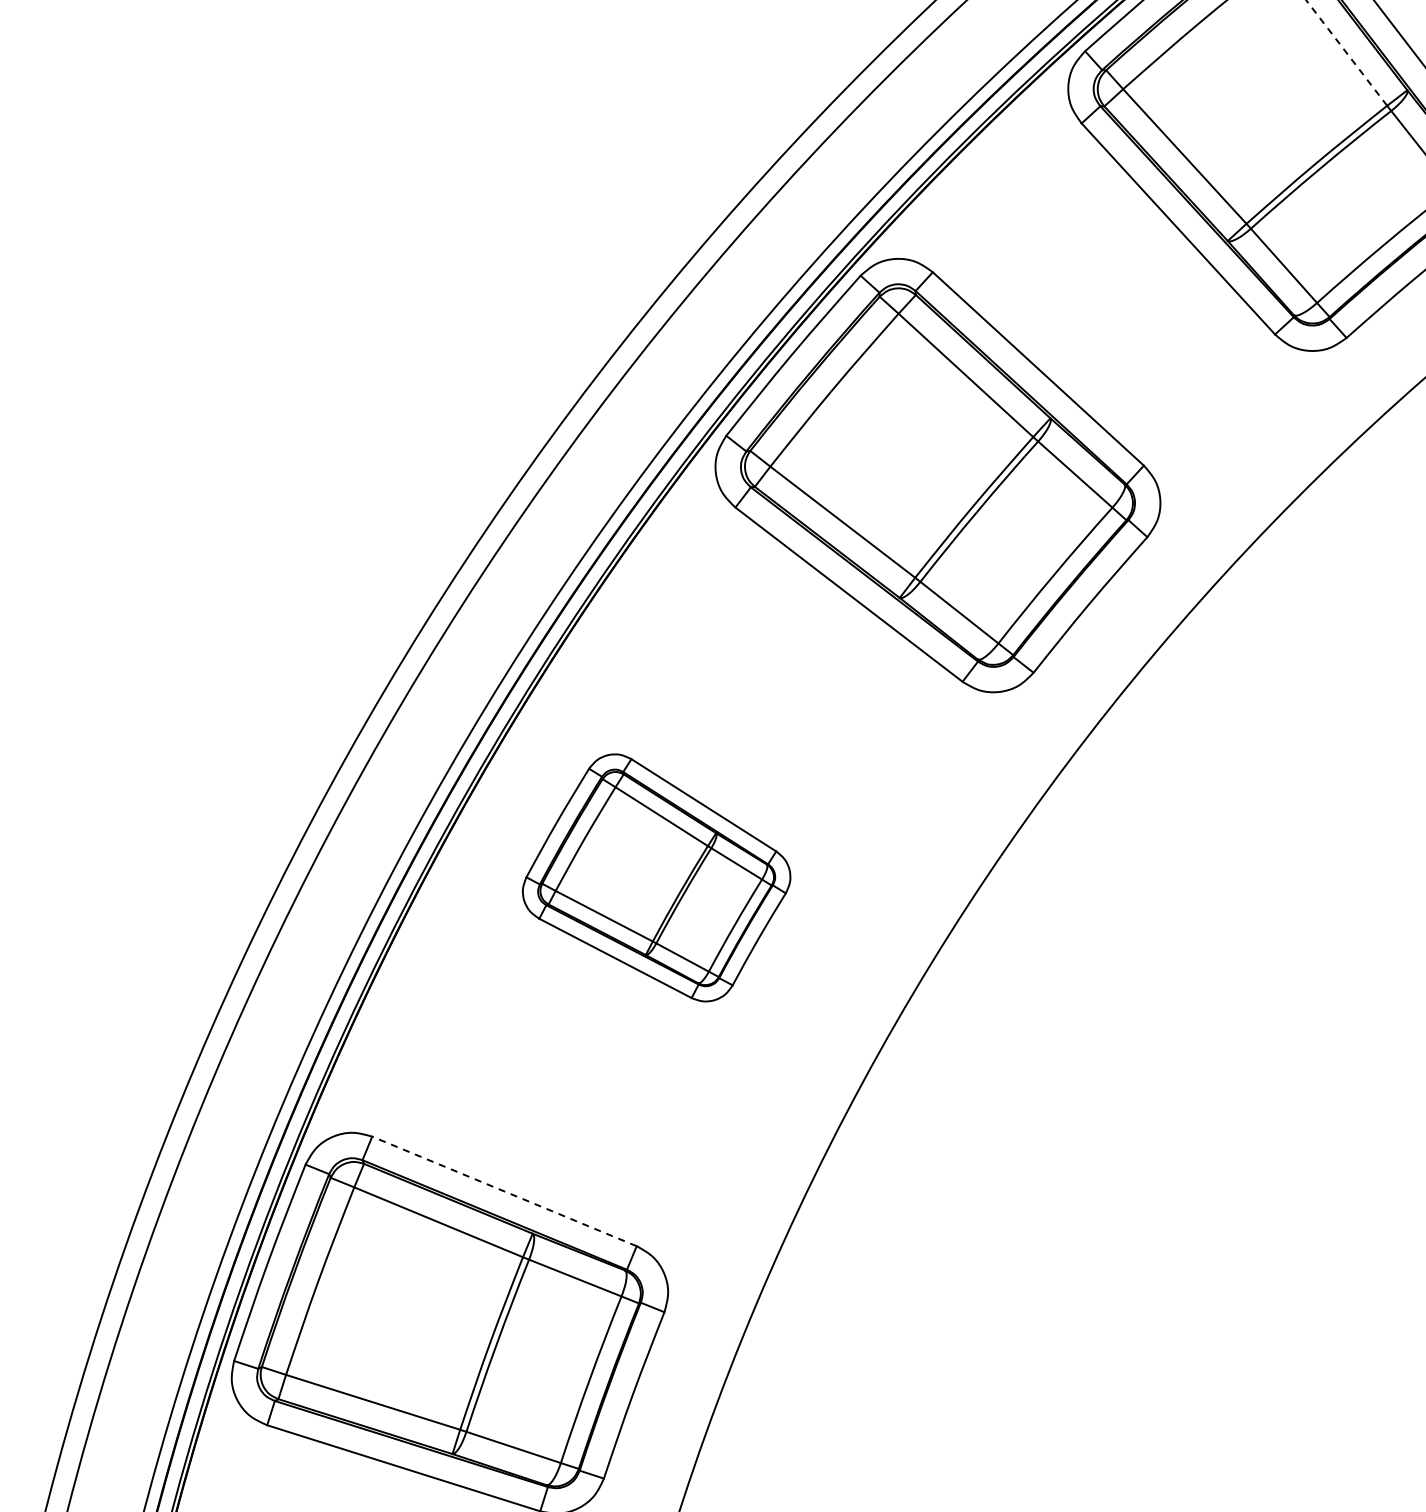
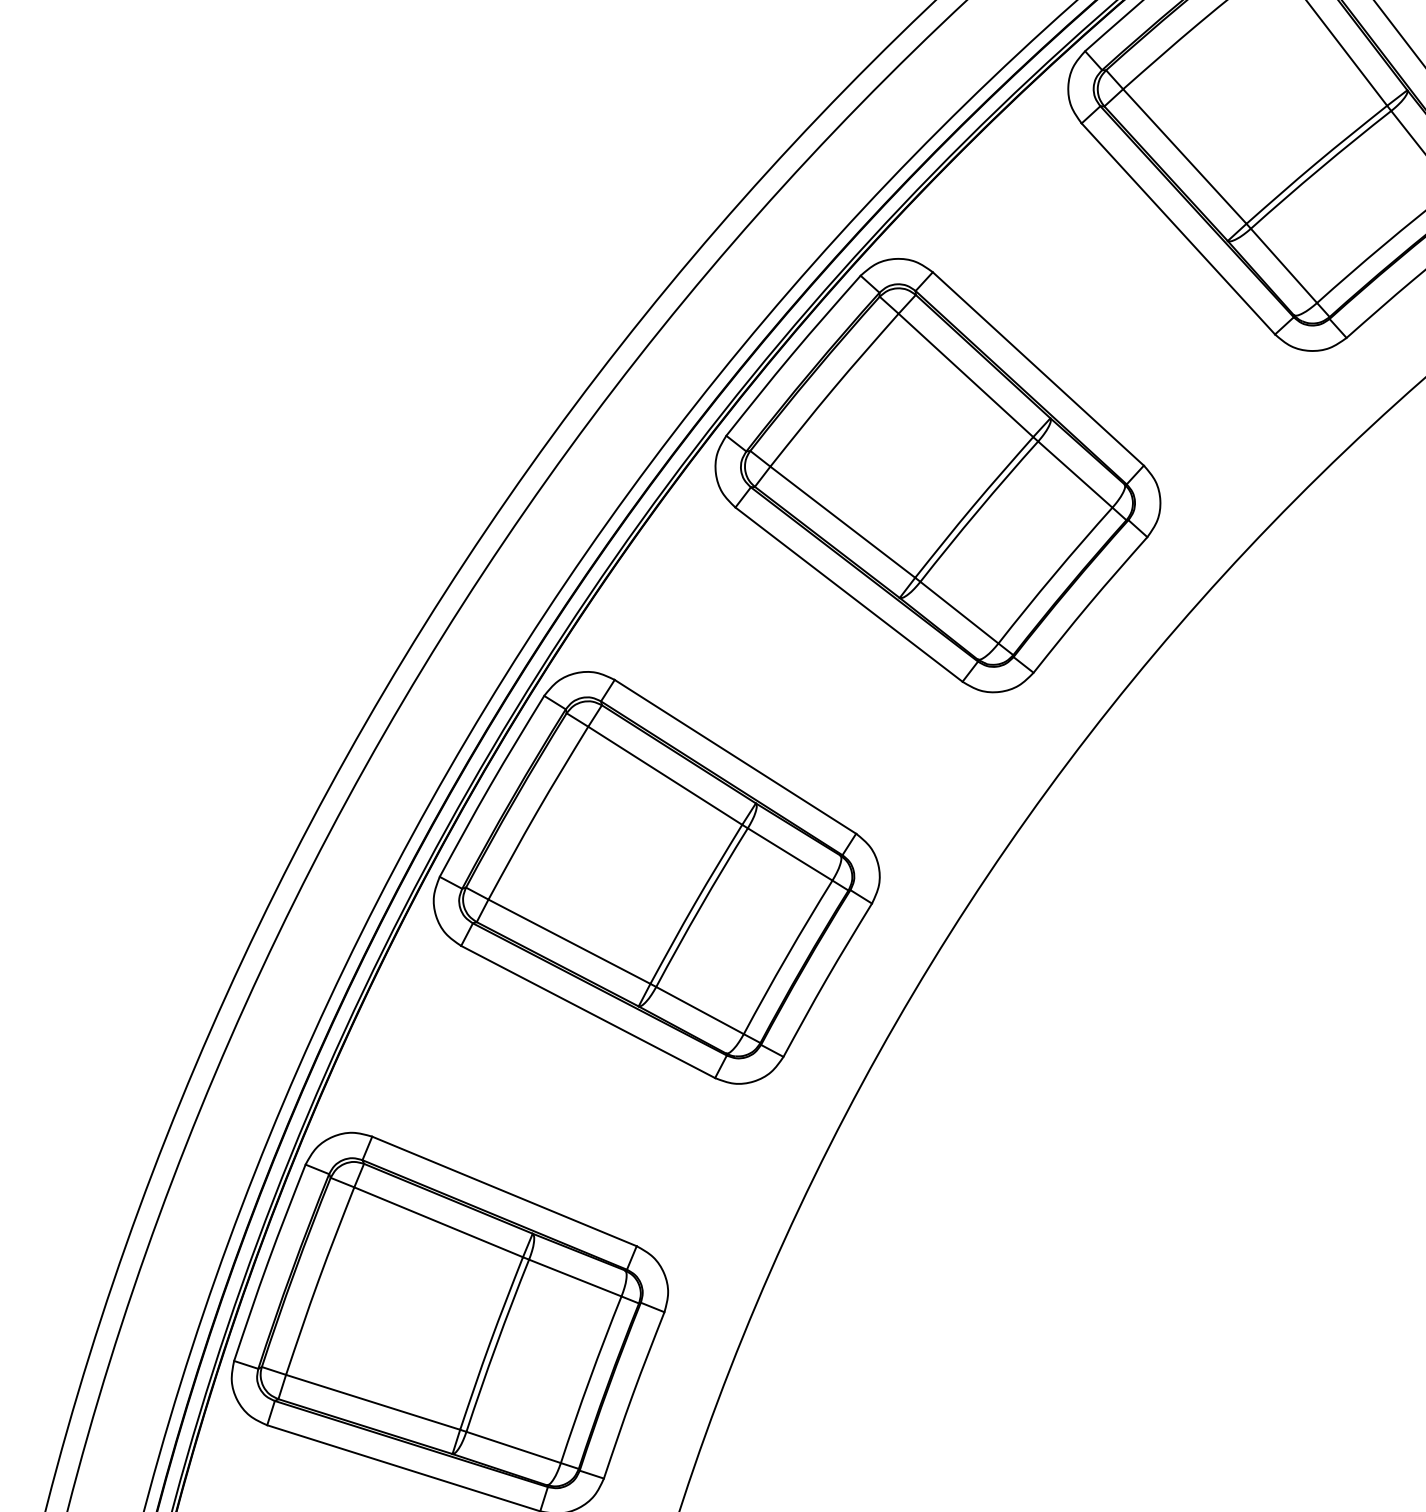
line: dashed -> solid (1346, 52)
part size: 271x250 px -> 449x414 px (656, 877)
line: dashed -> solid (504, 1191)
